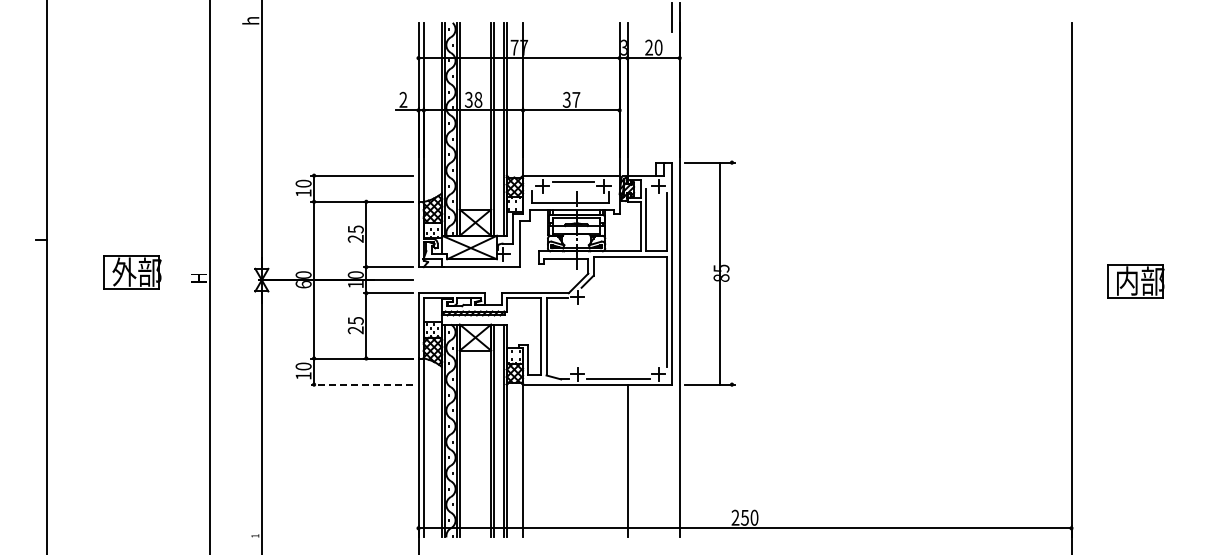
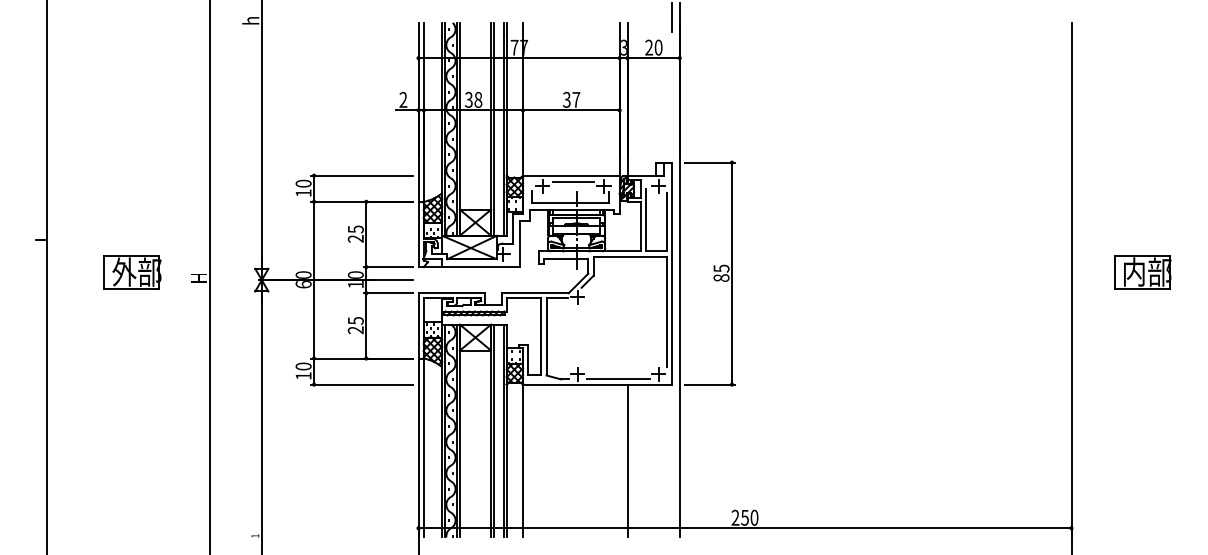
line position: (719, 273) -> (731, 273) (731, 273)
part position: (1135, 281) -> (1142, 272) (1142, 272)
line: dashed -> solid (362, 384)
